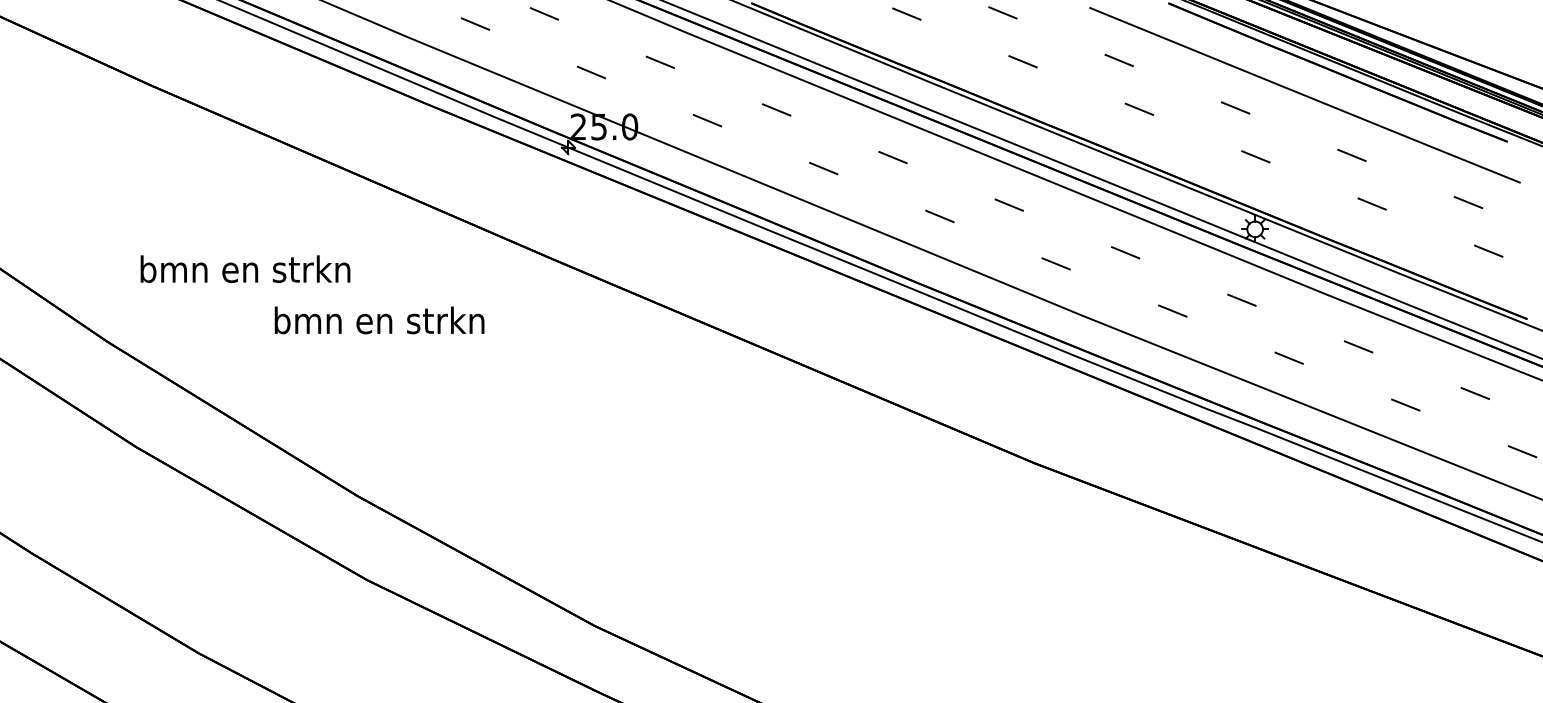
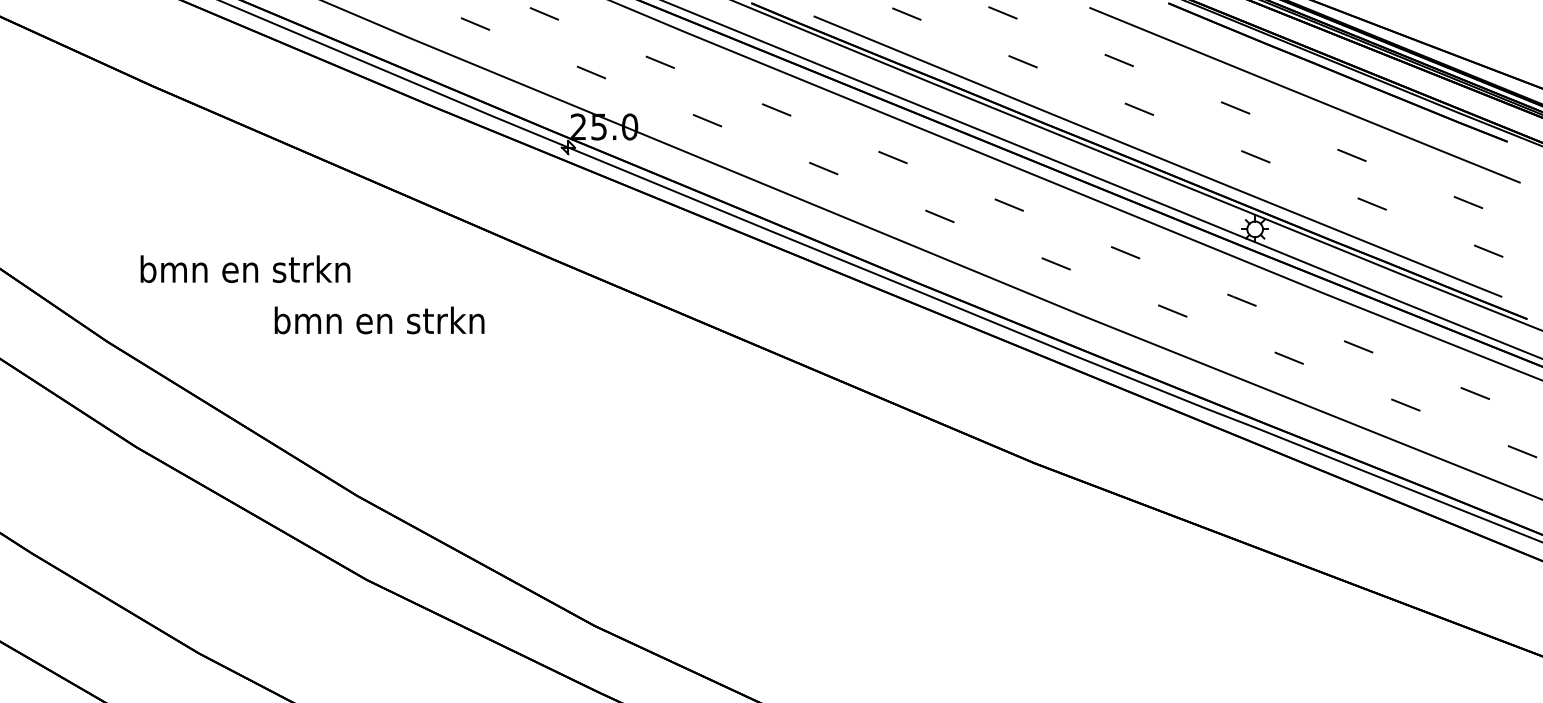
line: none -> present (1157, 156)
